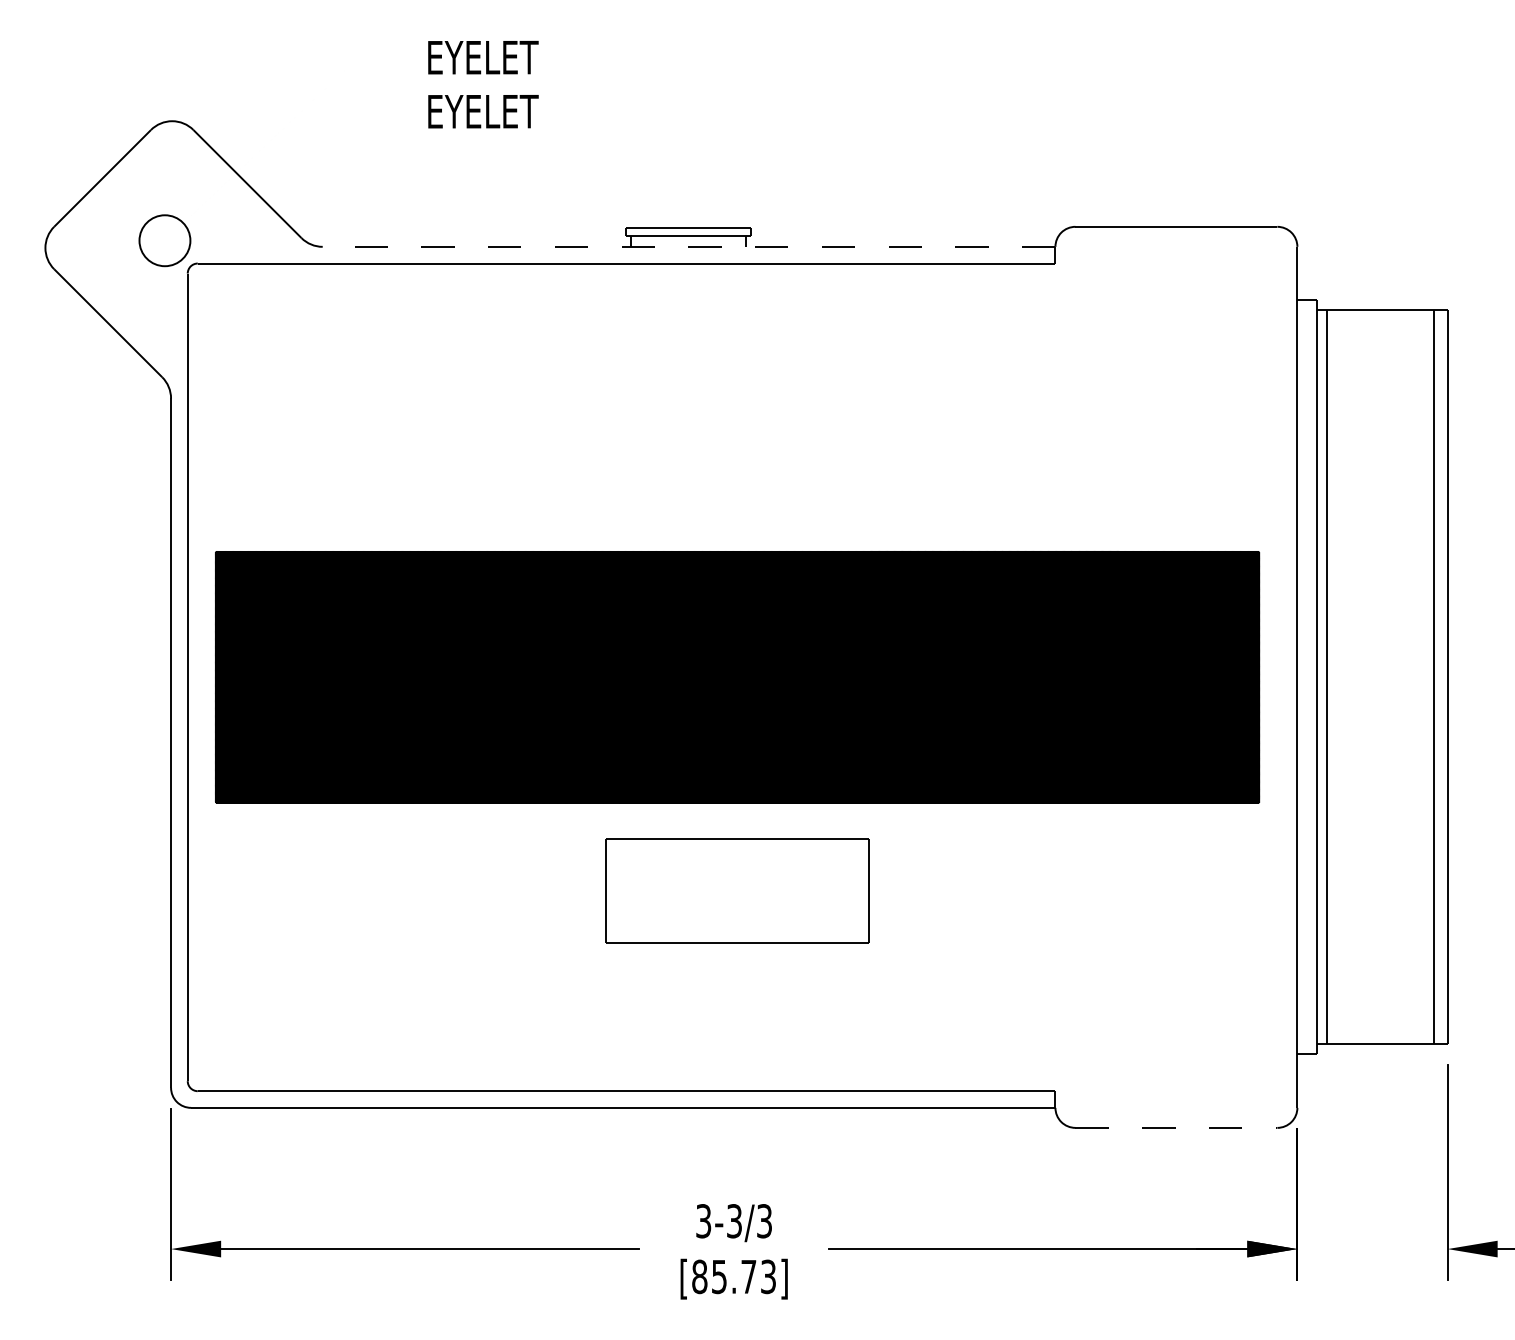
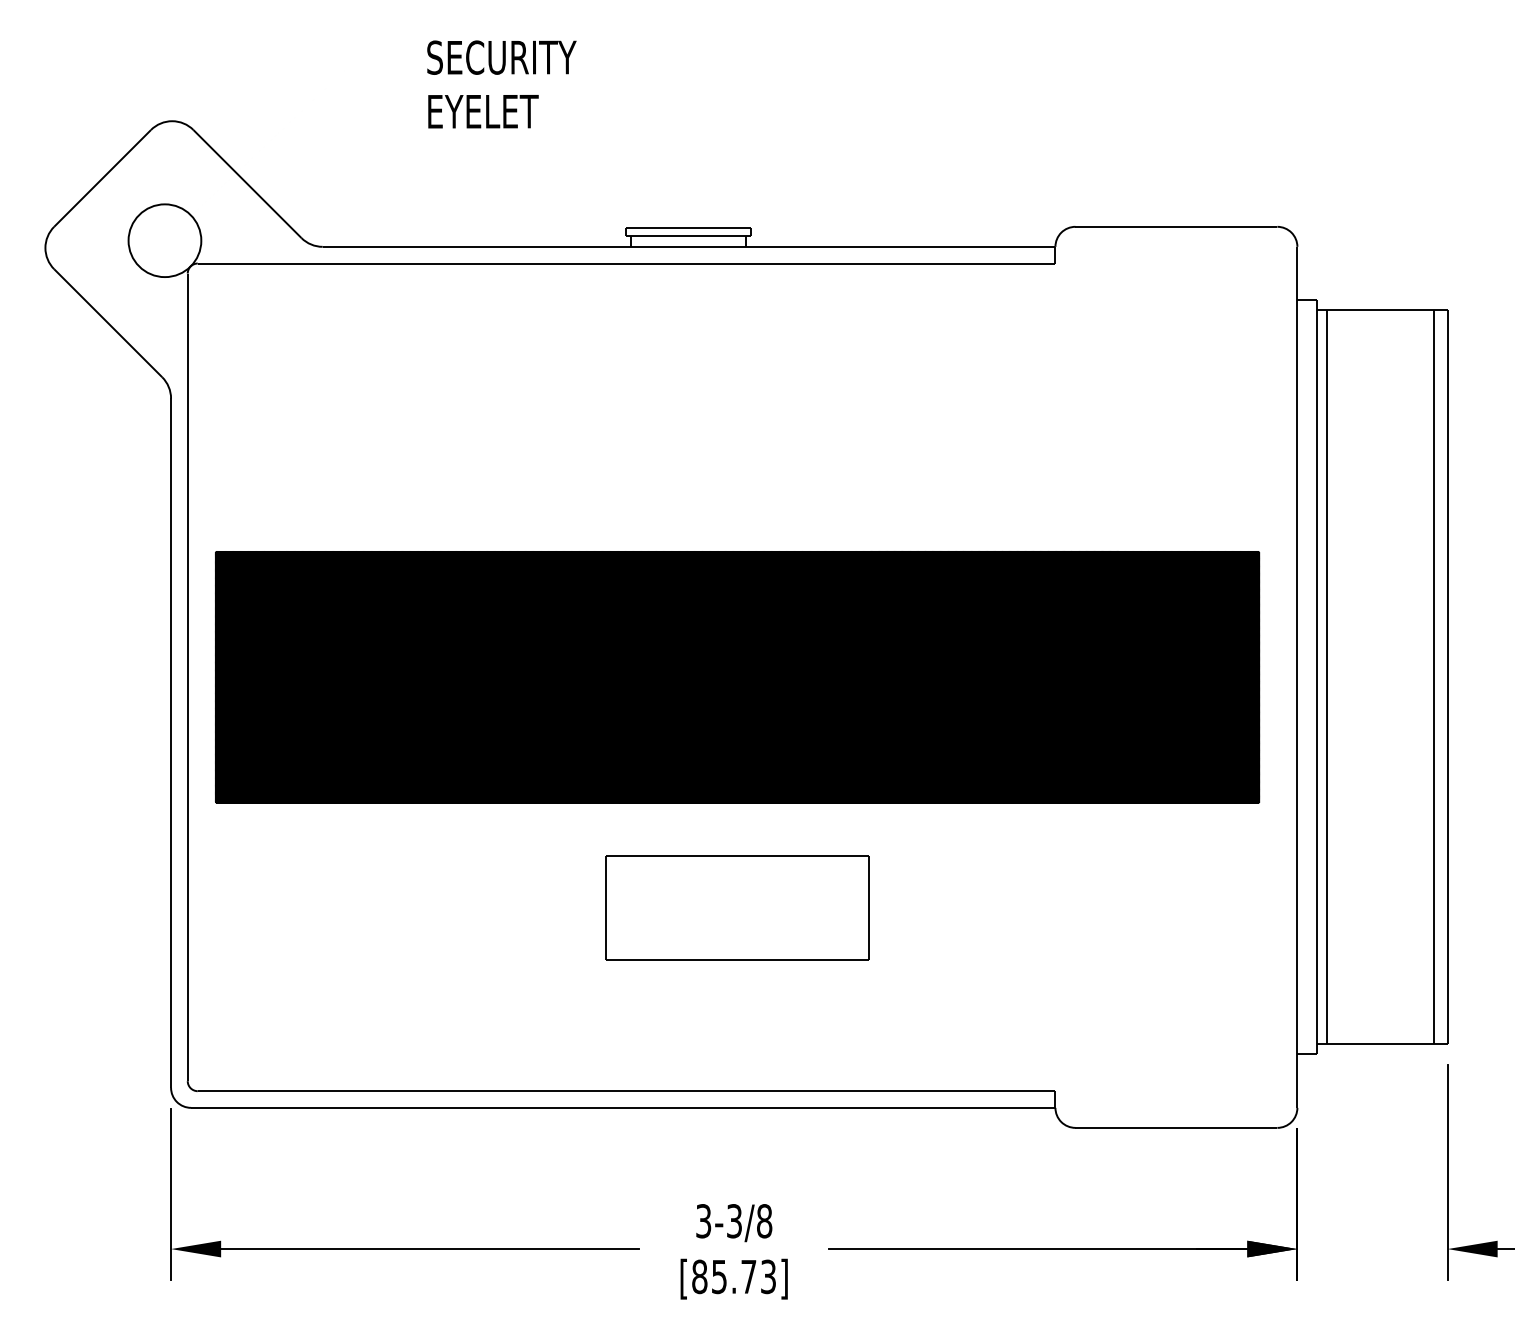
text: EYELET -> SECURITY (501, 57)
circle diameter: 51 px -> 73 px (164, 240)
line: dashed -> solid (688, 246)
part position: (737, 890) -> (737, 907) (737, 907)
line: dashed -> solid (1176, 1127)
text: 3-3/3 -> 3-3/8 (764, 1221)
